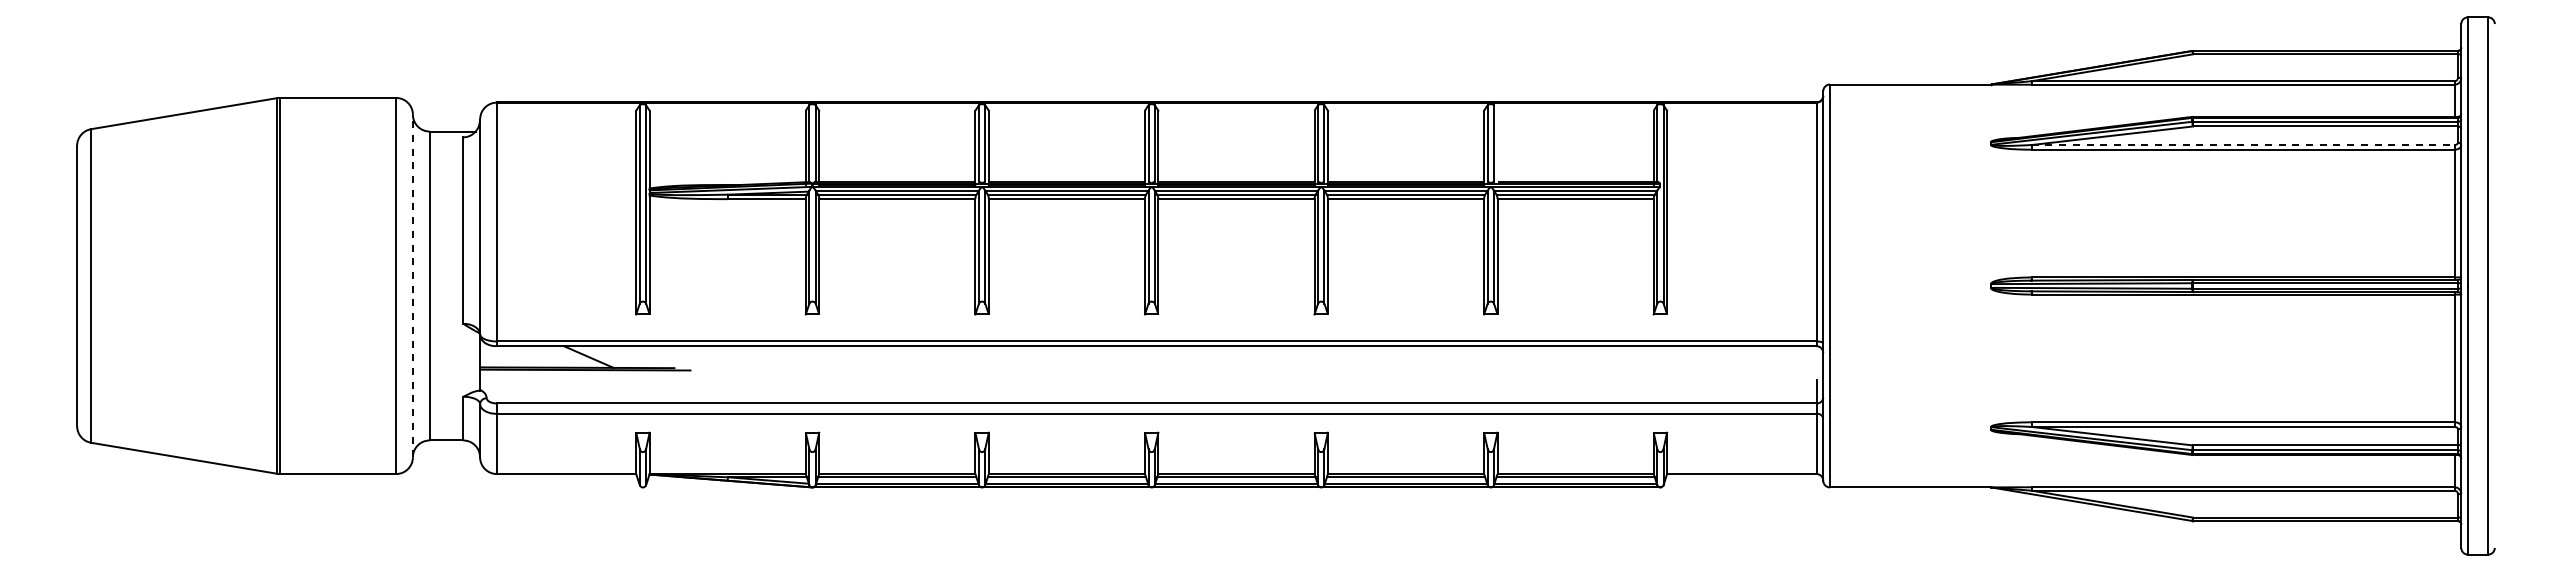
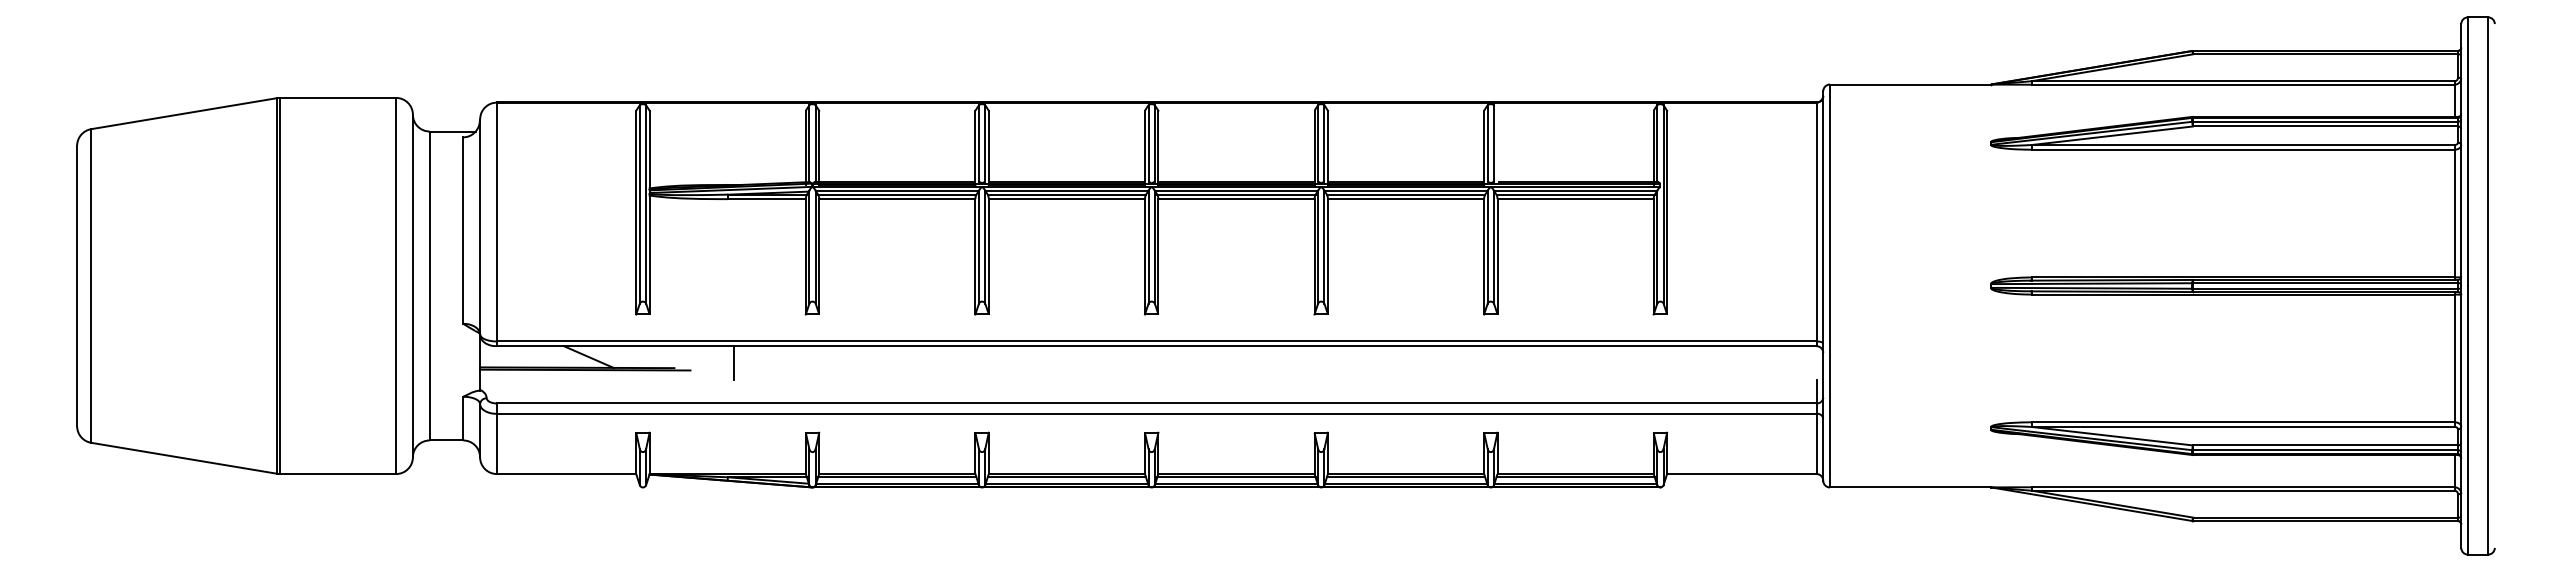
line: dashed -> solid (2243, 145)
line: dashed -> solid (412, 285)
line: none -> present (733, 363)
